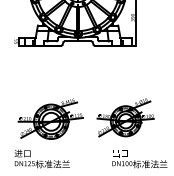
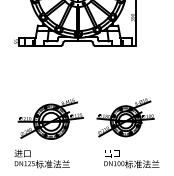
text position: (139, 159) -> (131, 159) (131, 159)
